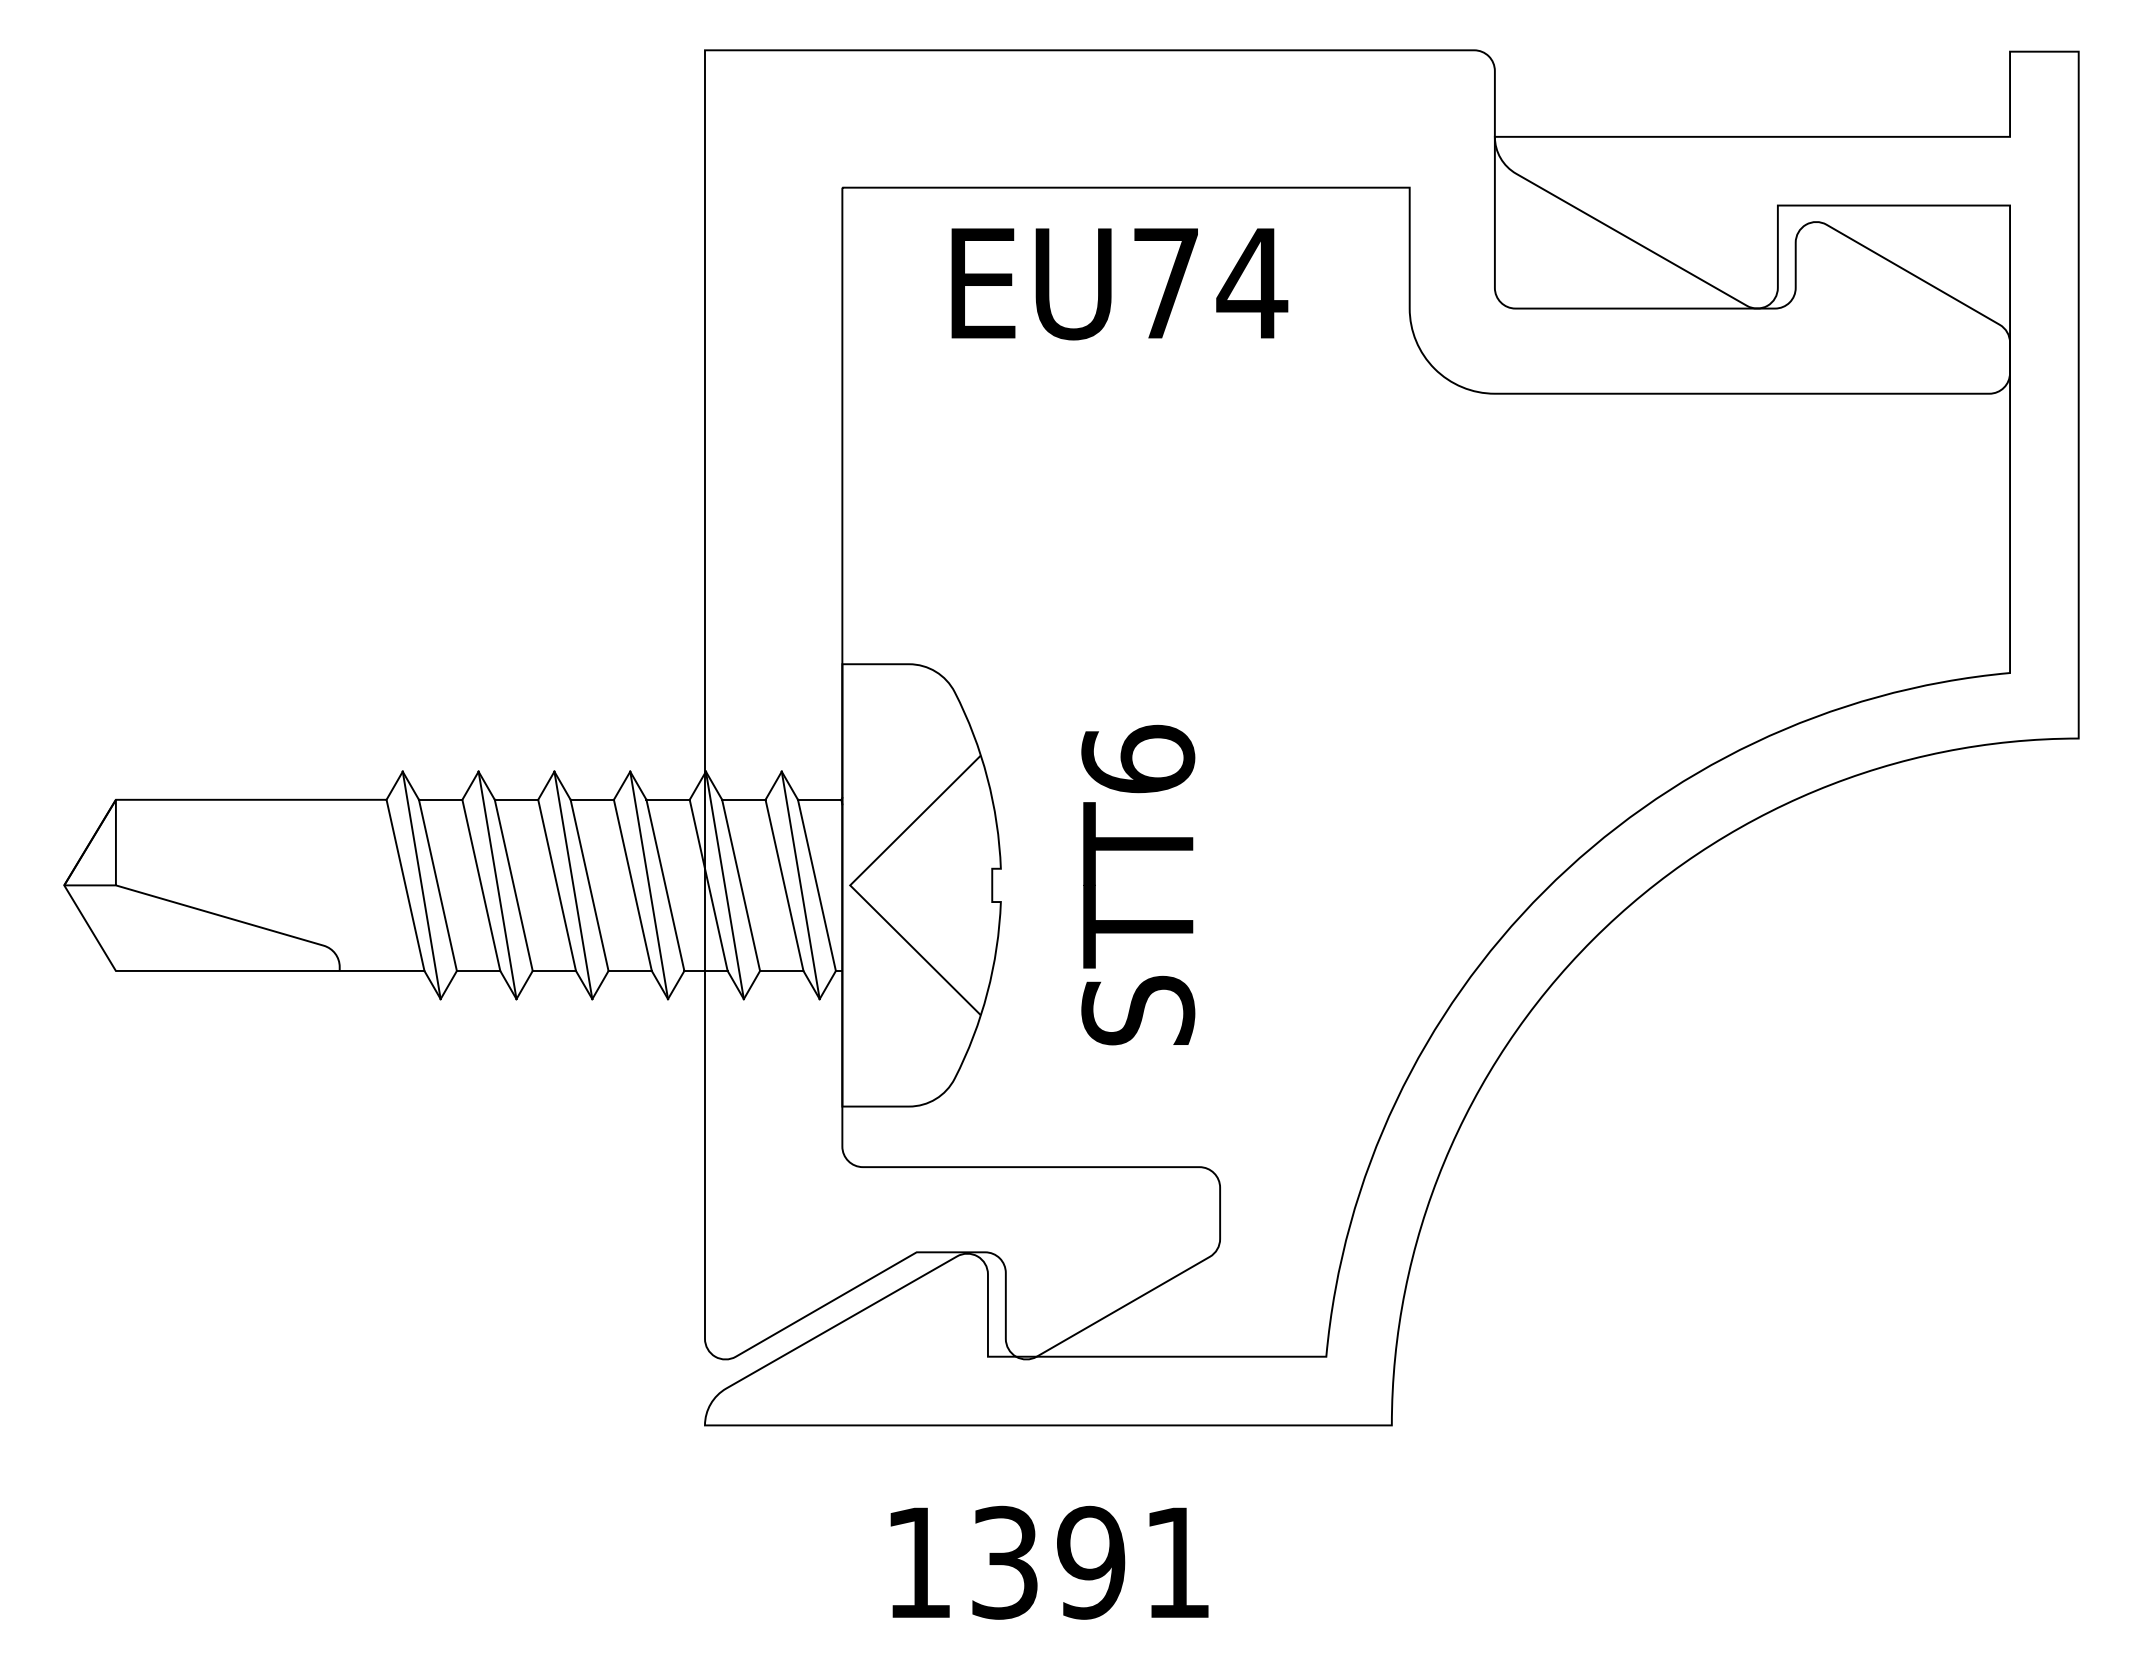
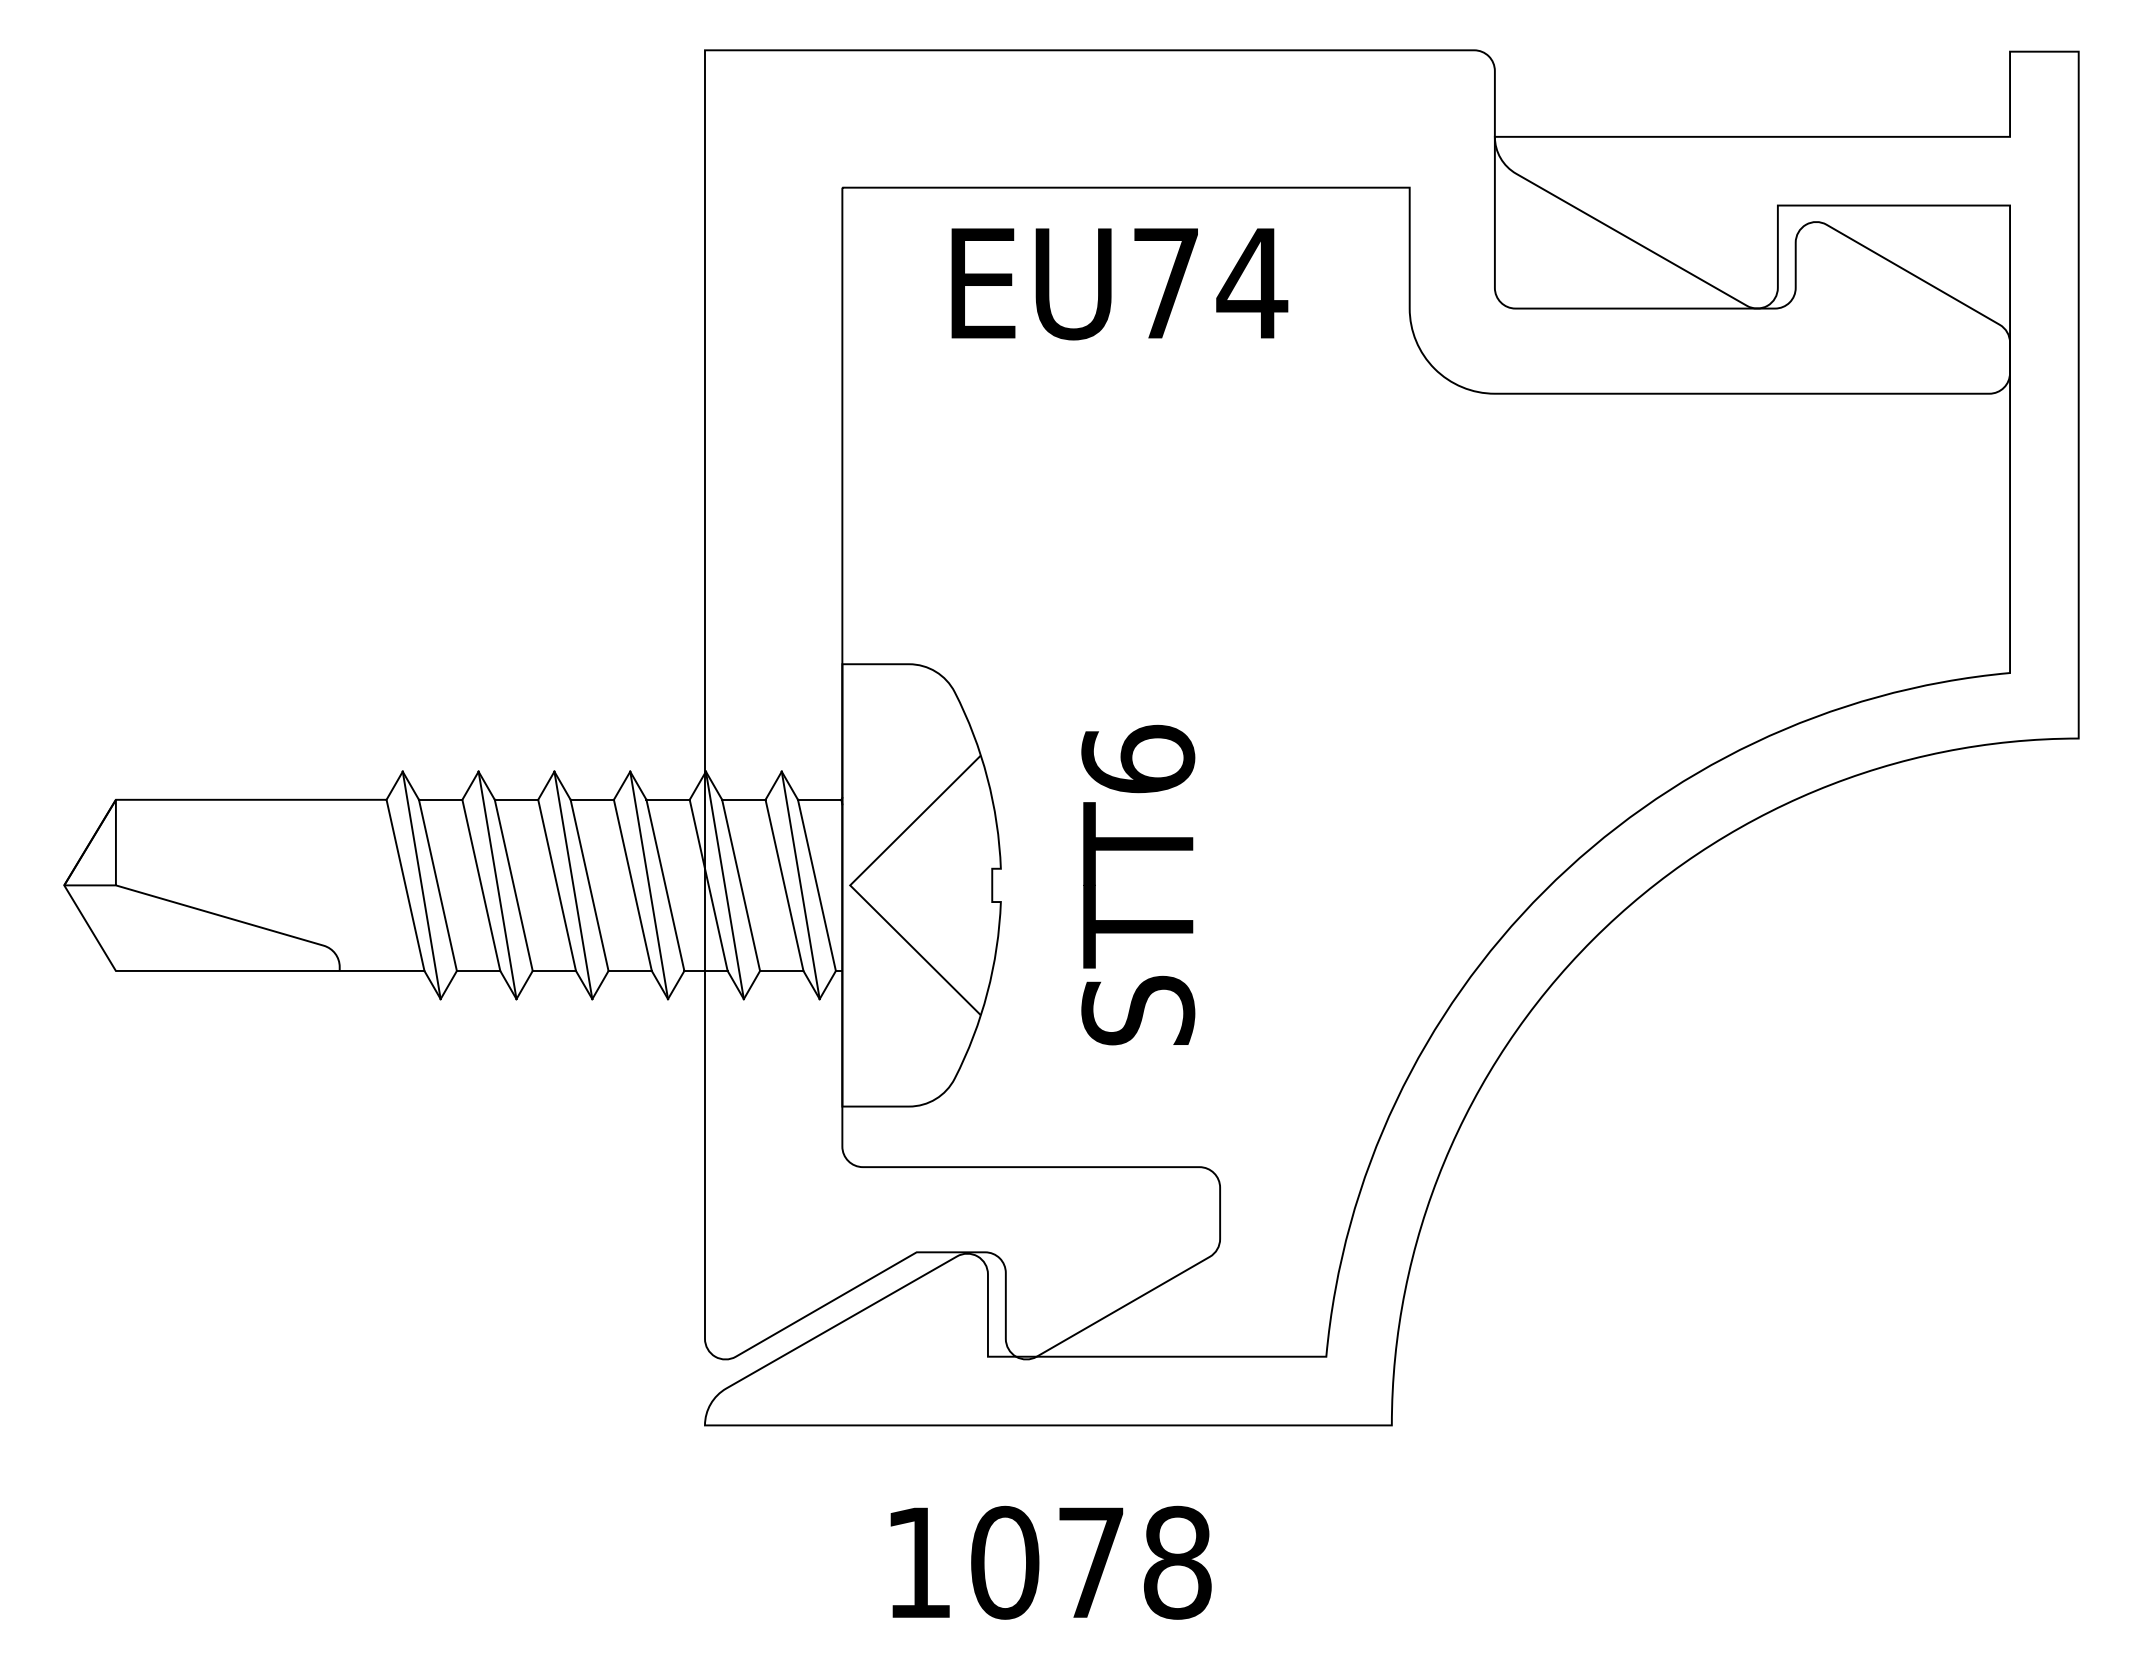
text: 1391 -> 1078 (1091, 1562)
